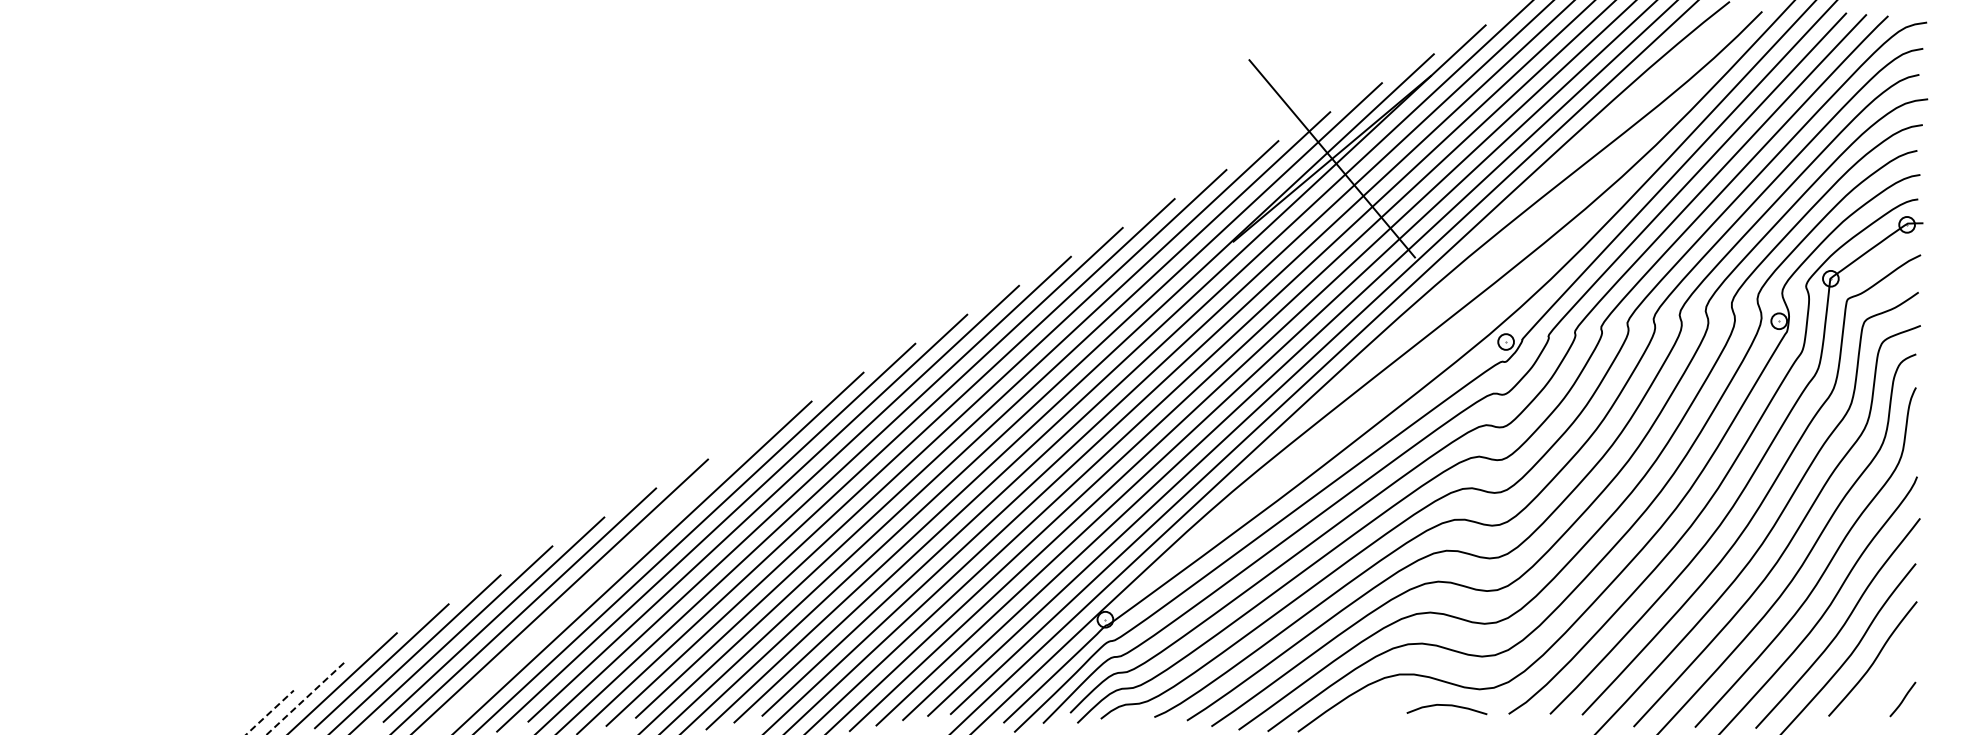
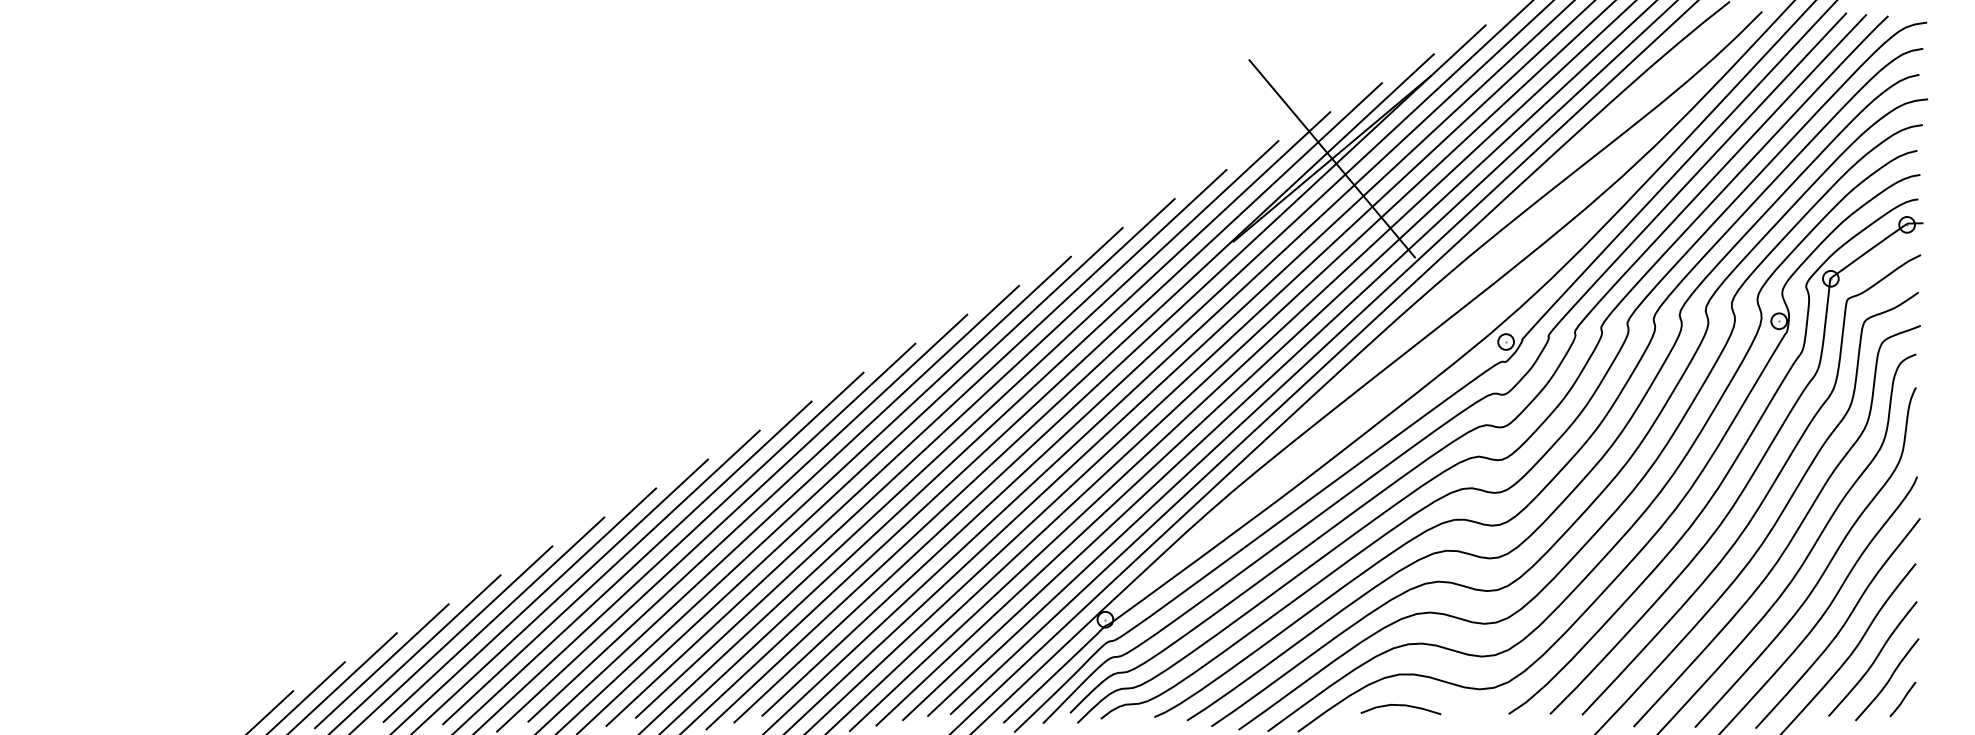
line: none -> present (601, 577)
curve: none -> present (1888, 679)
line: dashed -> solid (306, 697)
curve position: (1446, 706) -> (1400, 706) (1400, 706)
line: dashed -> solid (270, 712)
